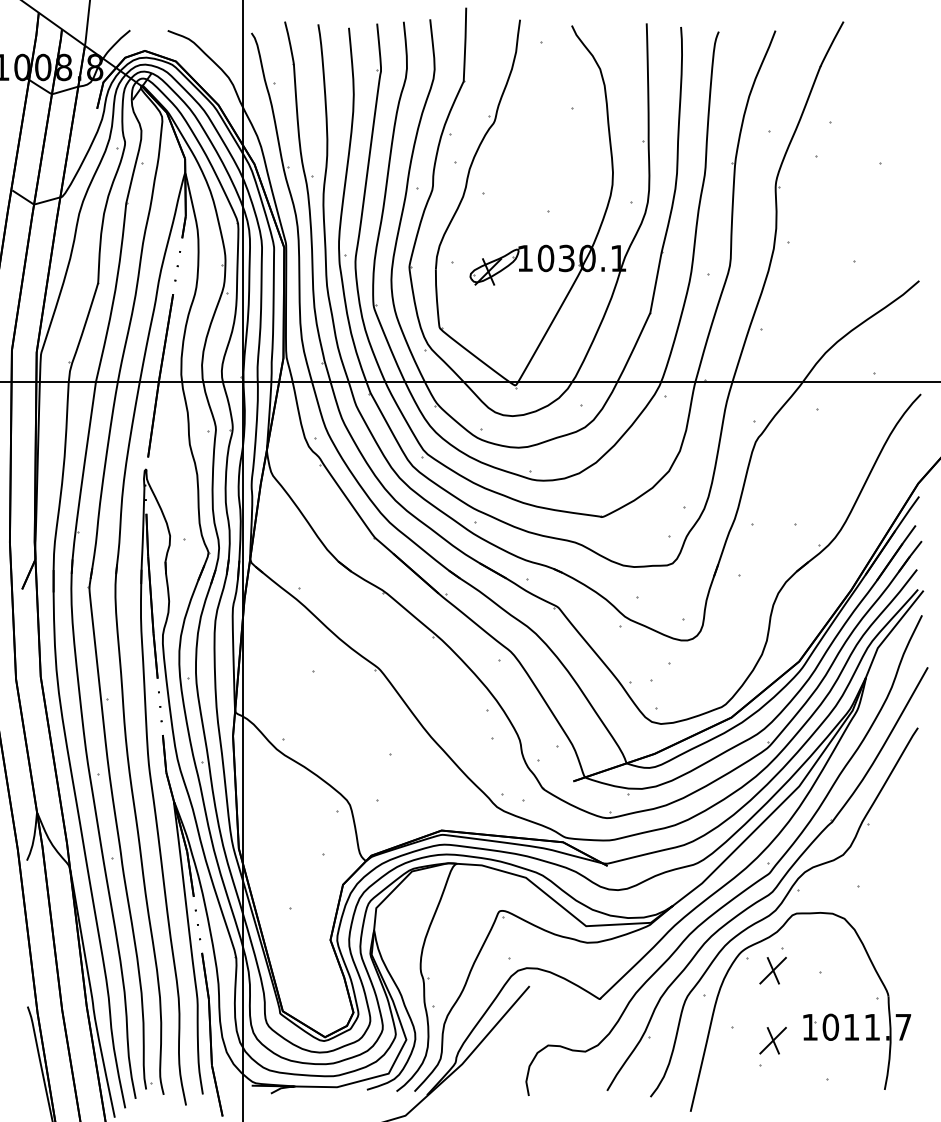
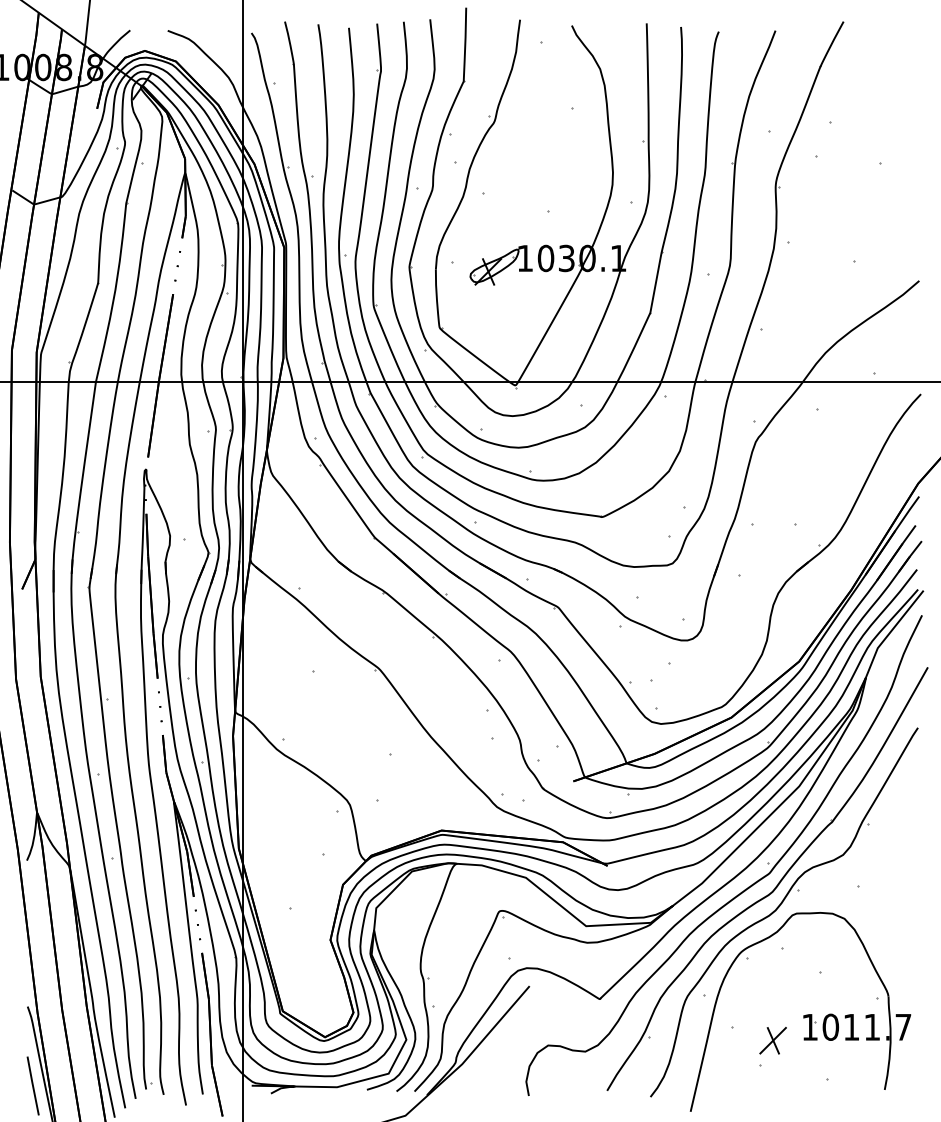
part: present -> none (772, 970)
line: none -> present (32, 1085)
